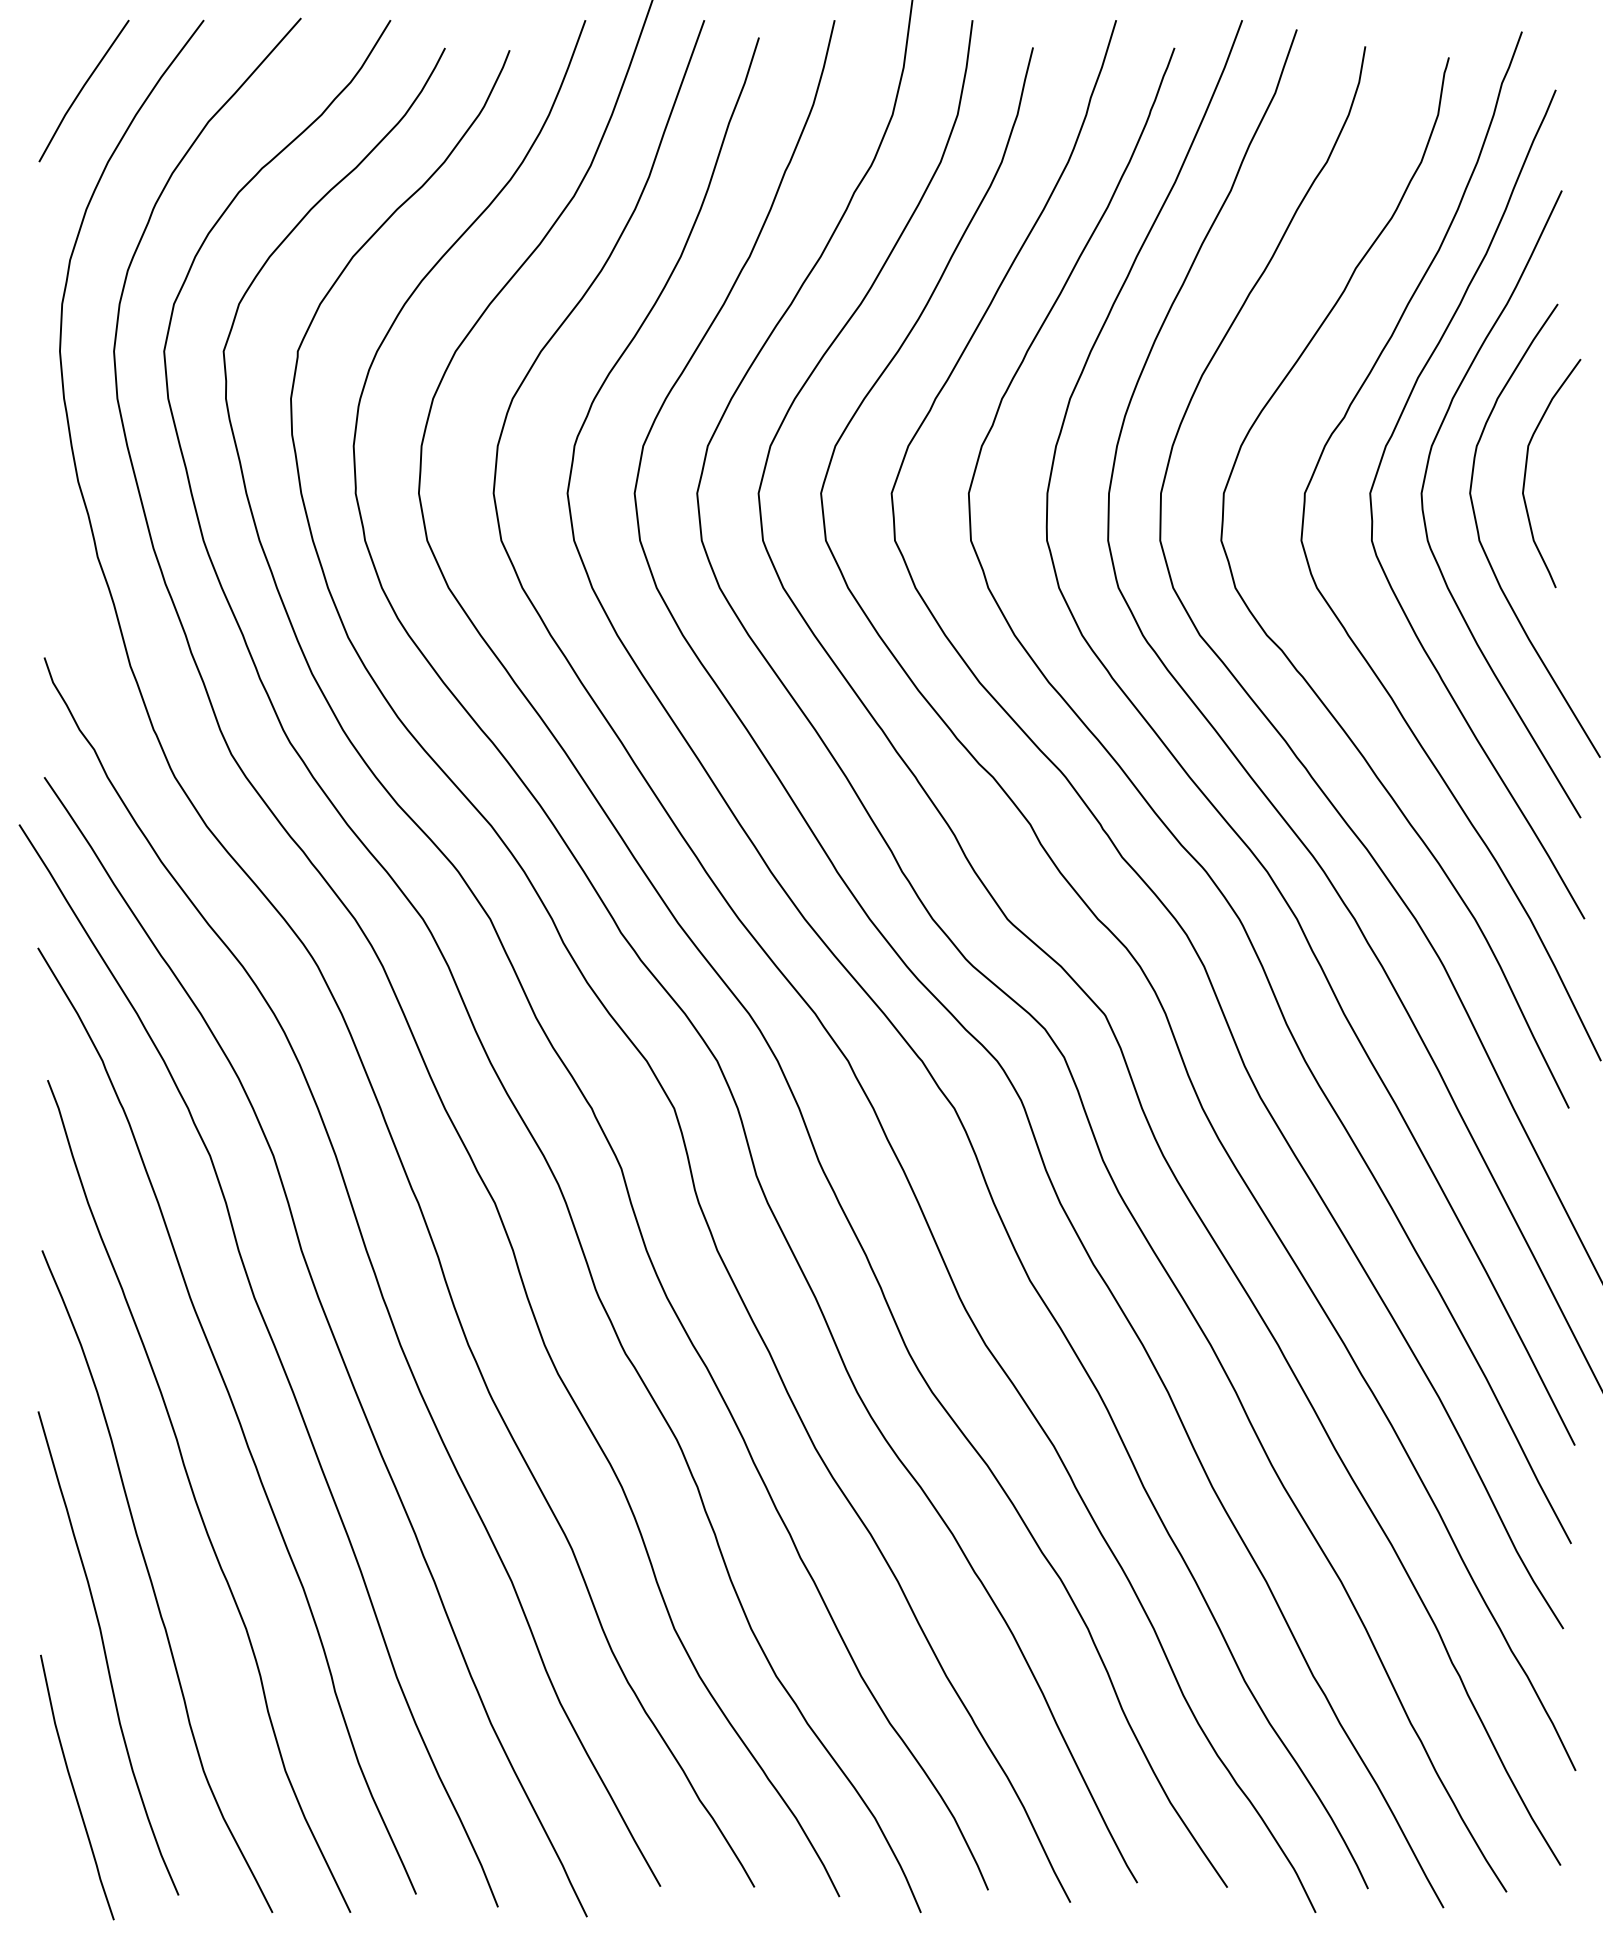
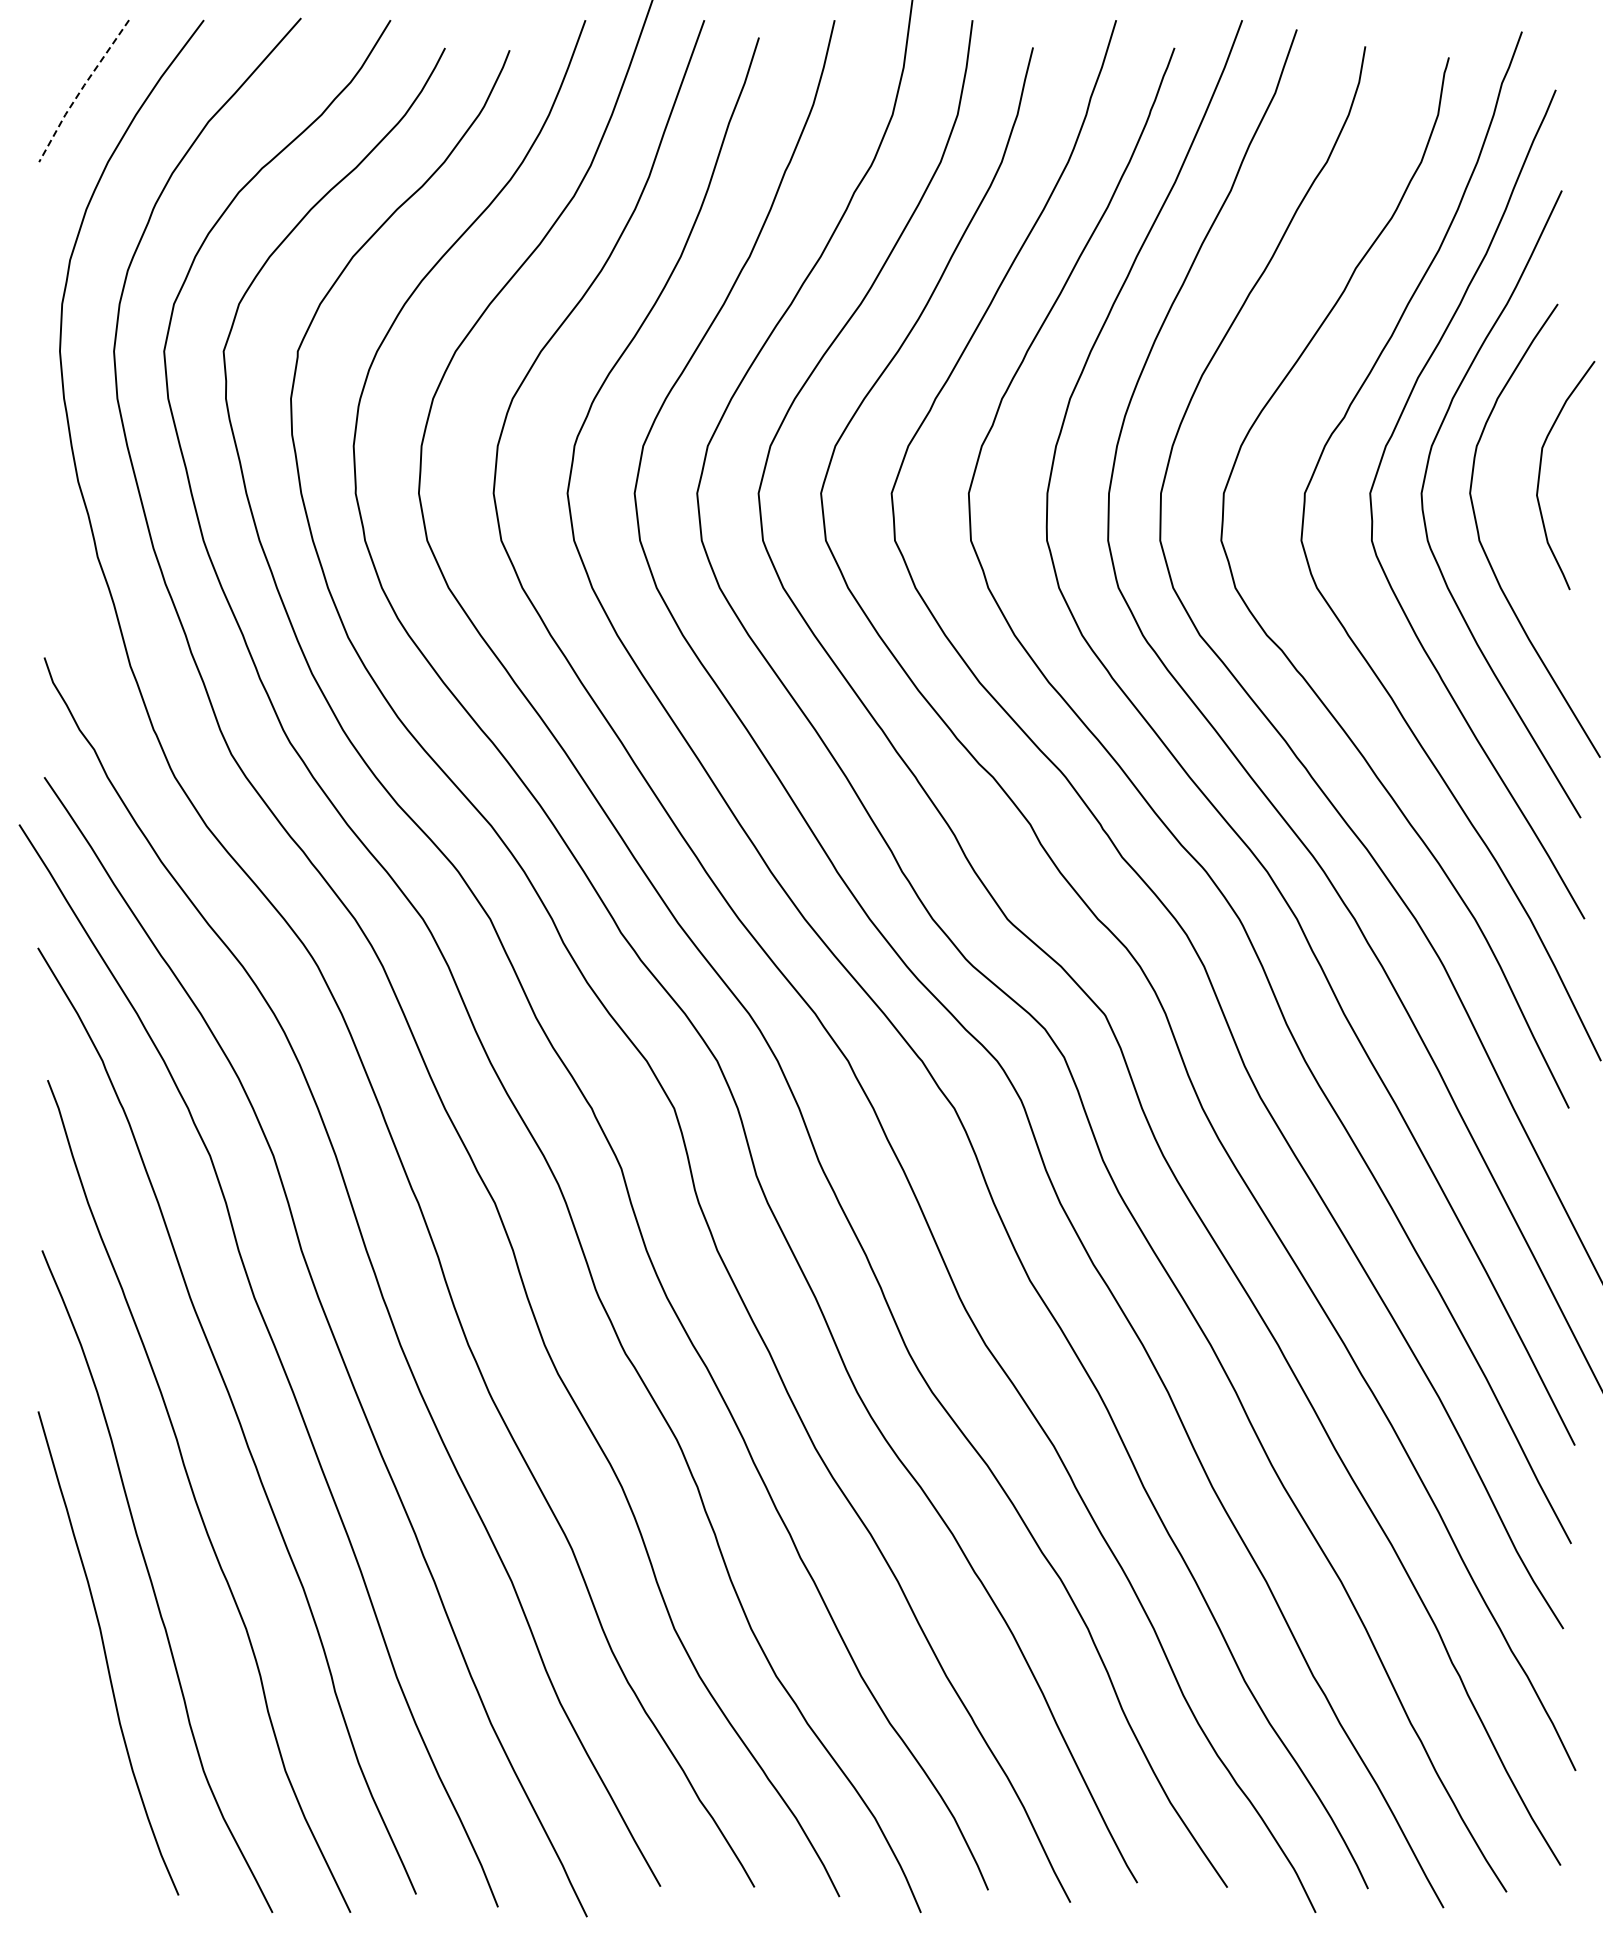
line: solid -> dashed (81, 90)
curve position: (1526, 473) -> (1540, 475) (1540, 475)
curve: present -> none (74, 1787)
